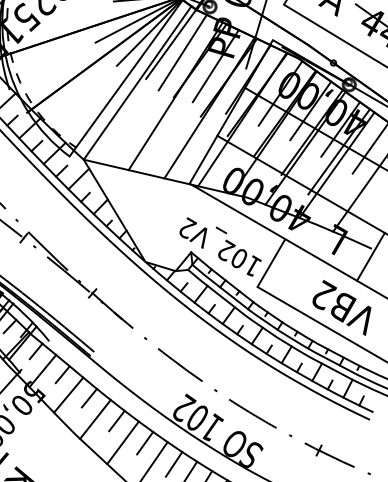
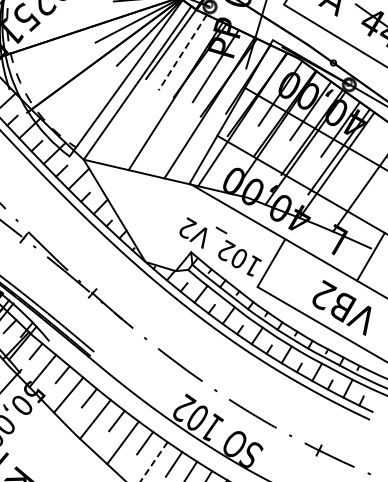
line: solid -> dashed (182, 52)
line: present -> none (368, 150)
line: solid -> dashed (154, 461)
